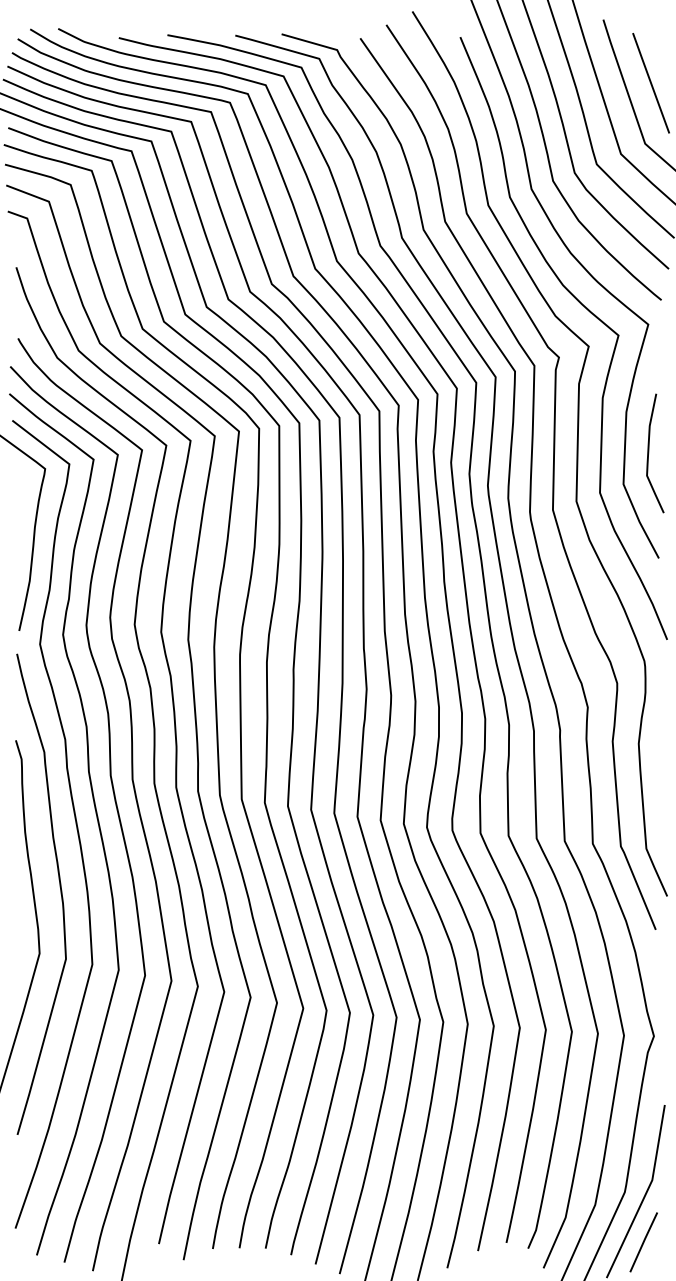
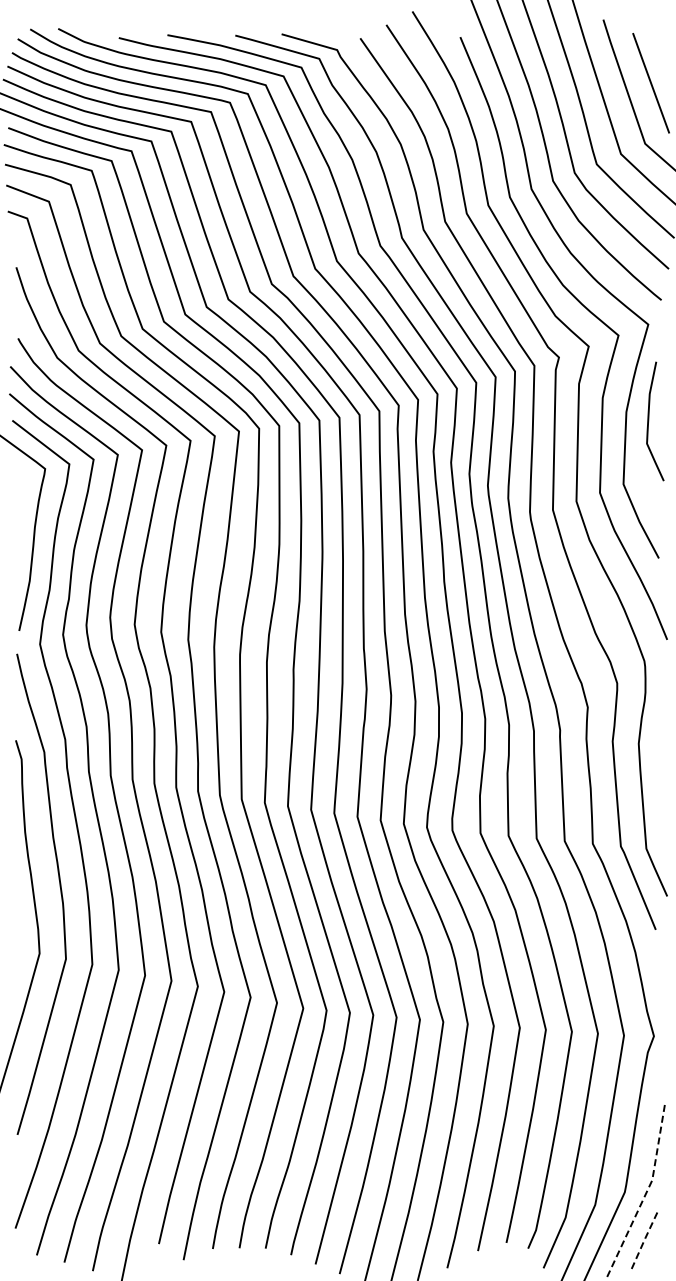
curve position: (649, 453) -> (649, 421) (649, 421)
line: solid -> dashed (645, 1193)
line: solid -> dashed (643, 1242)
